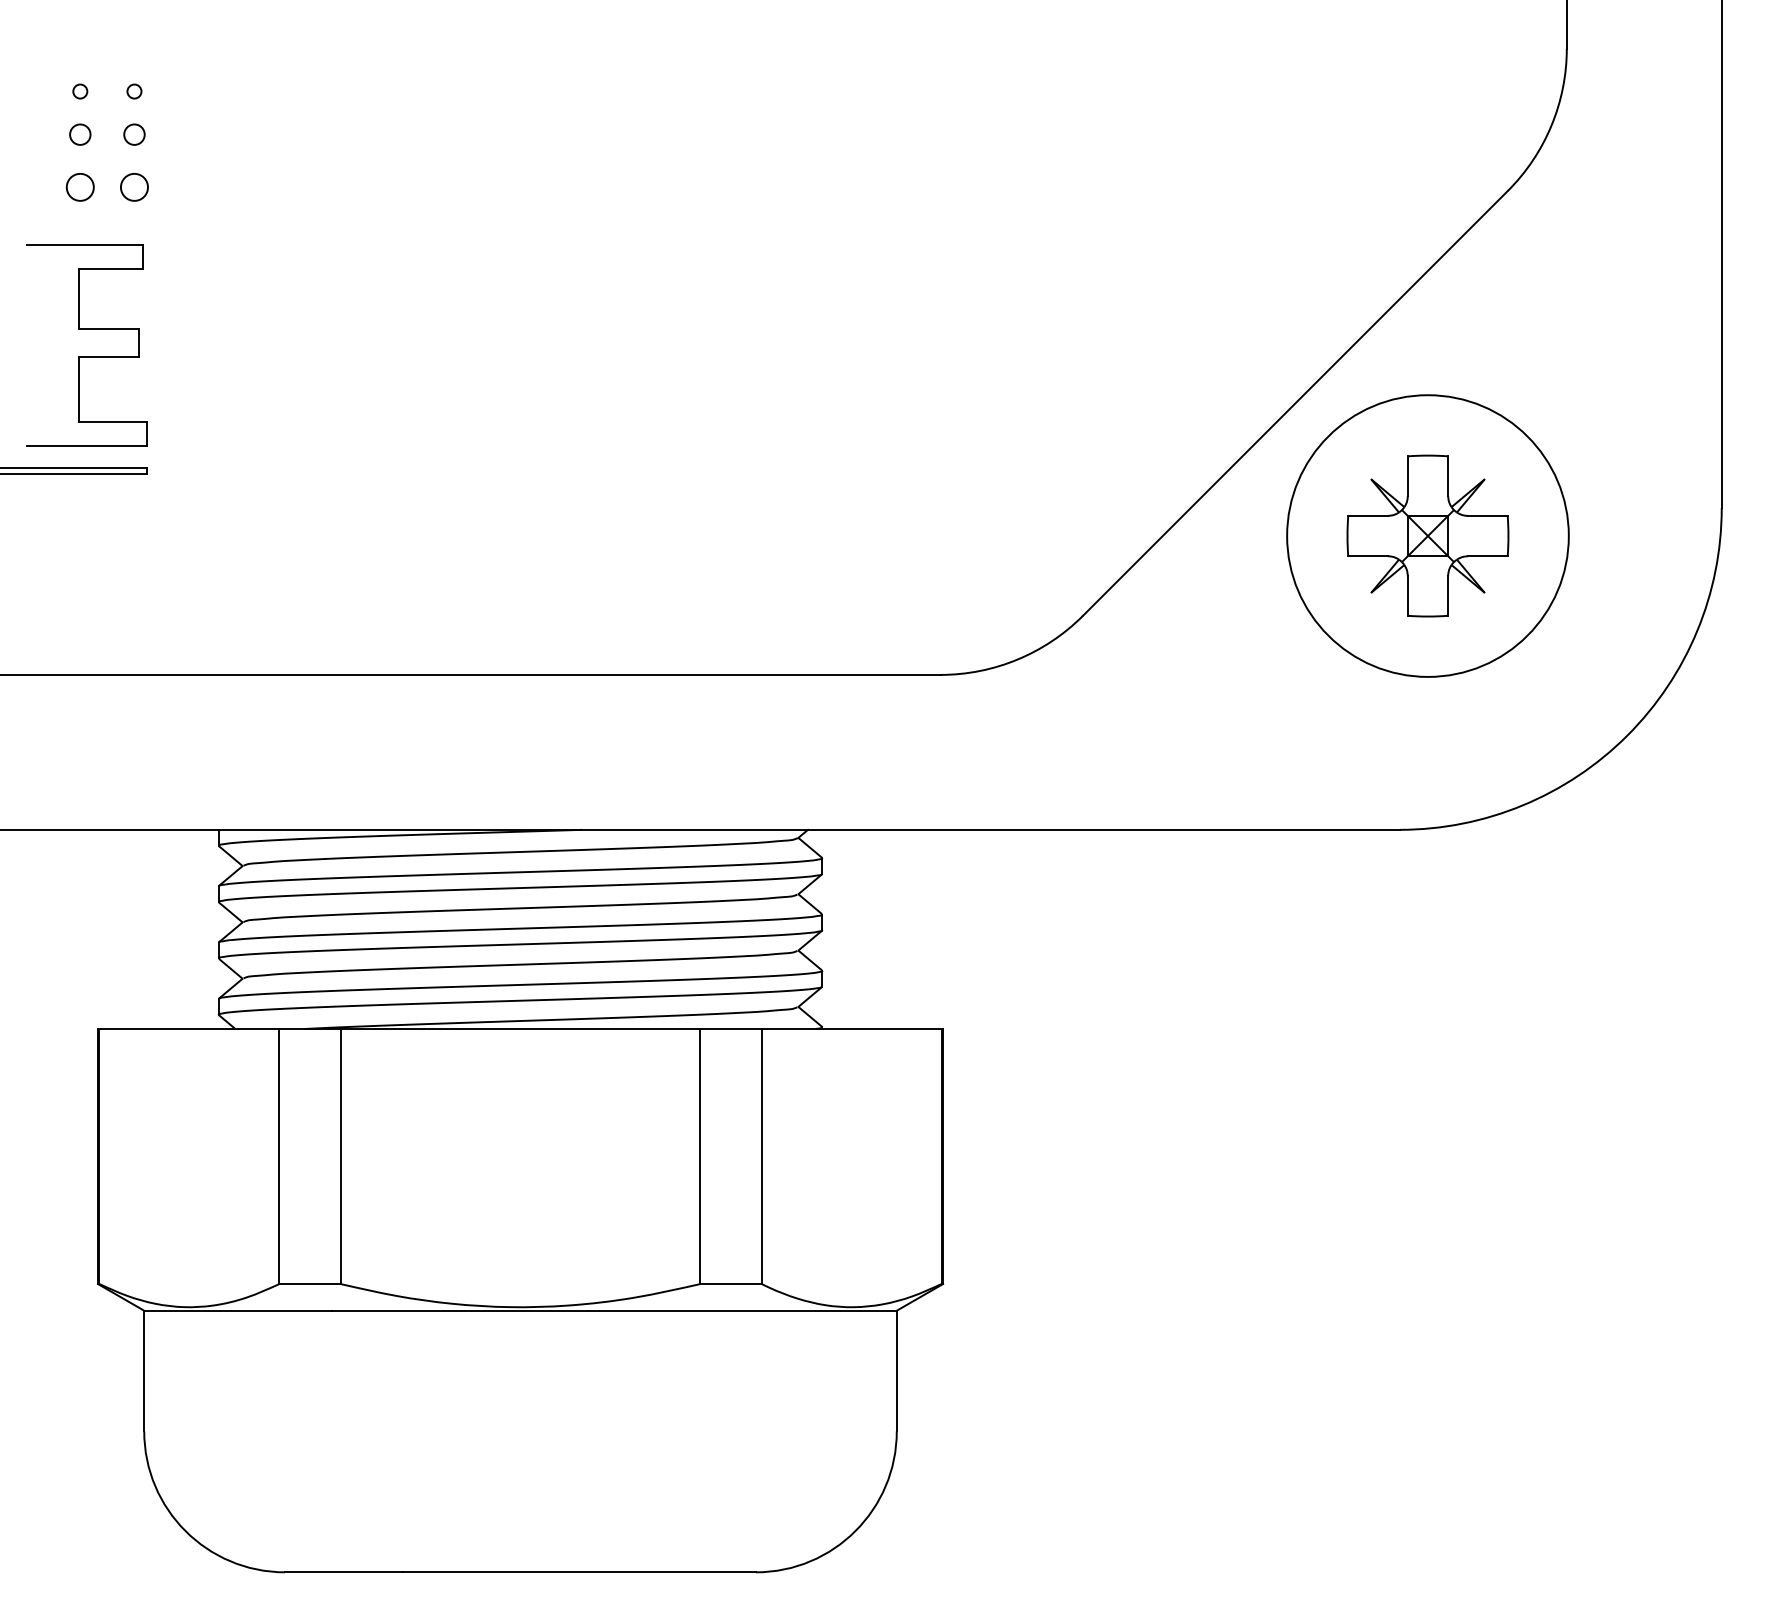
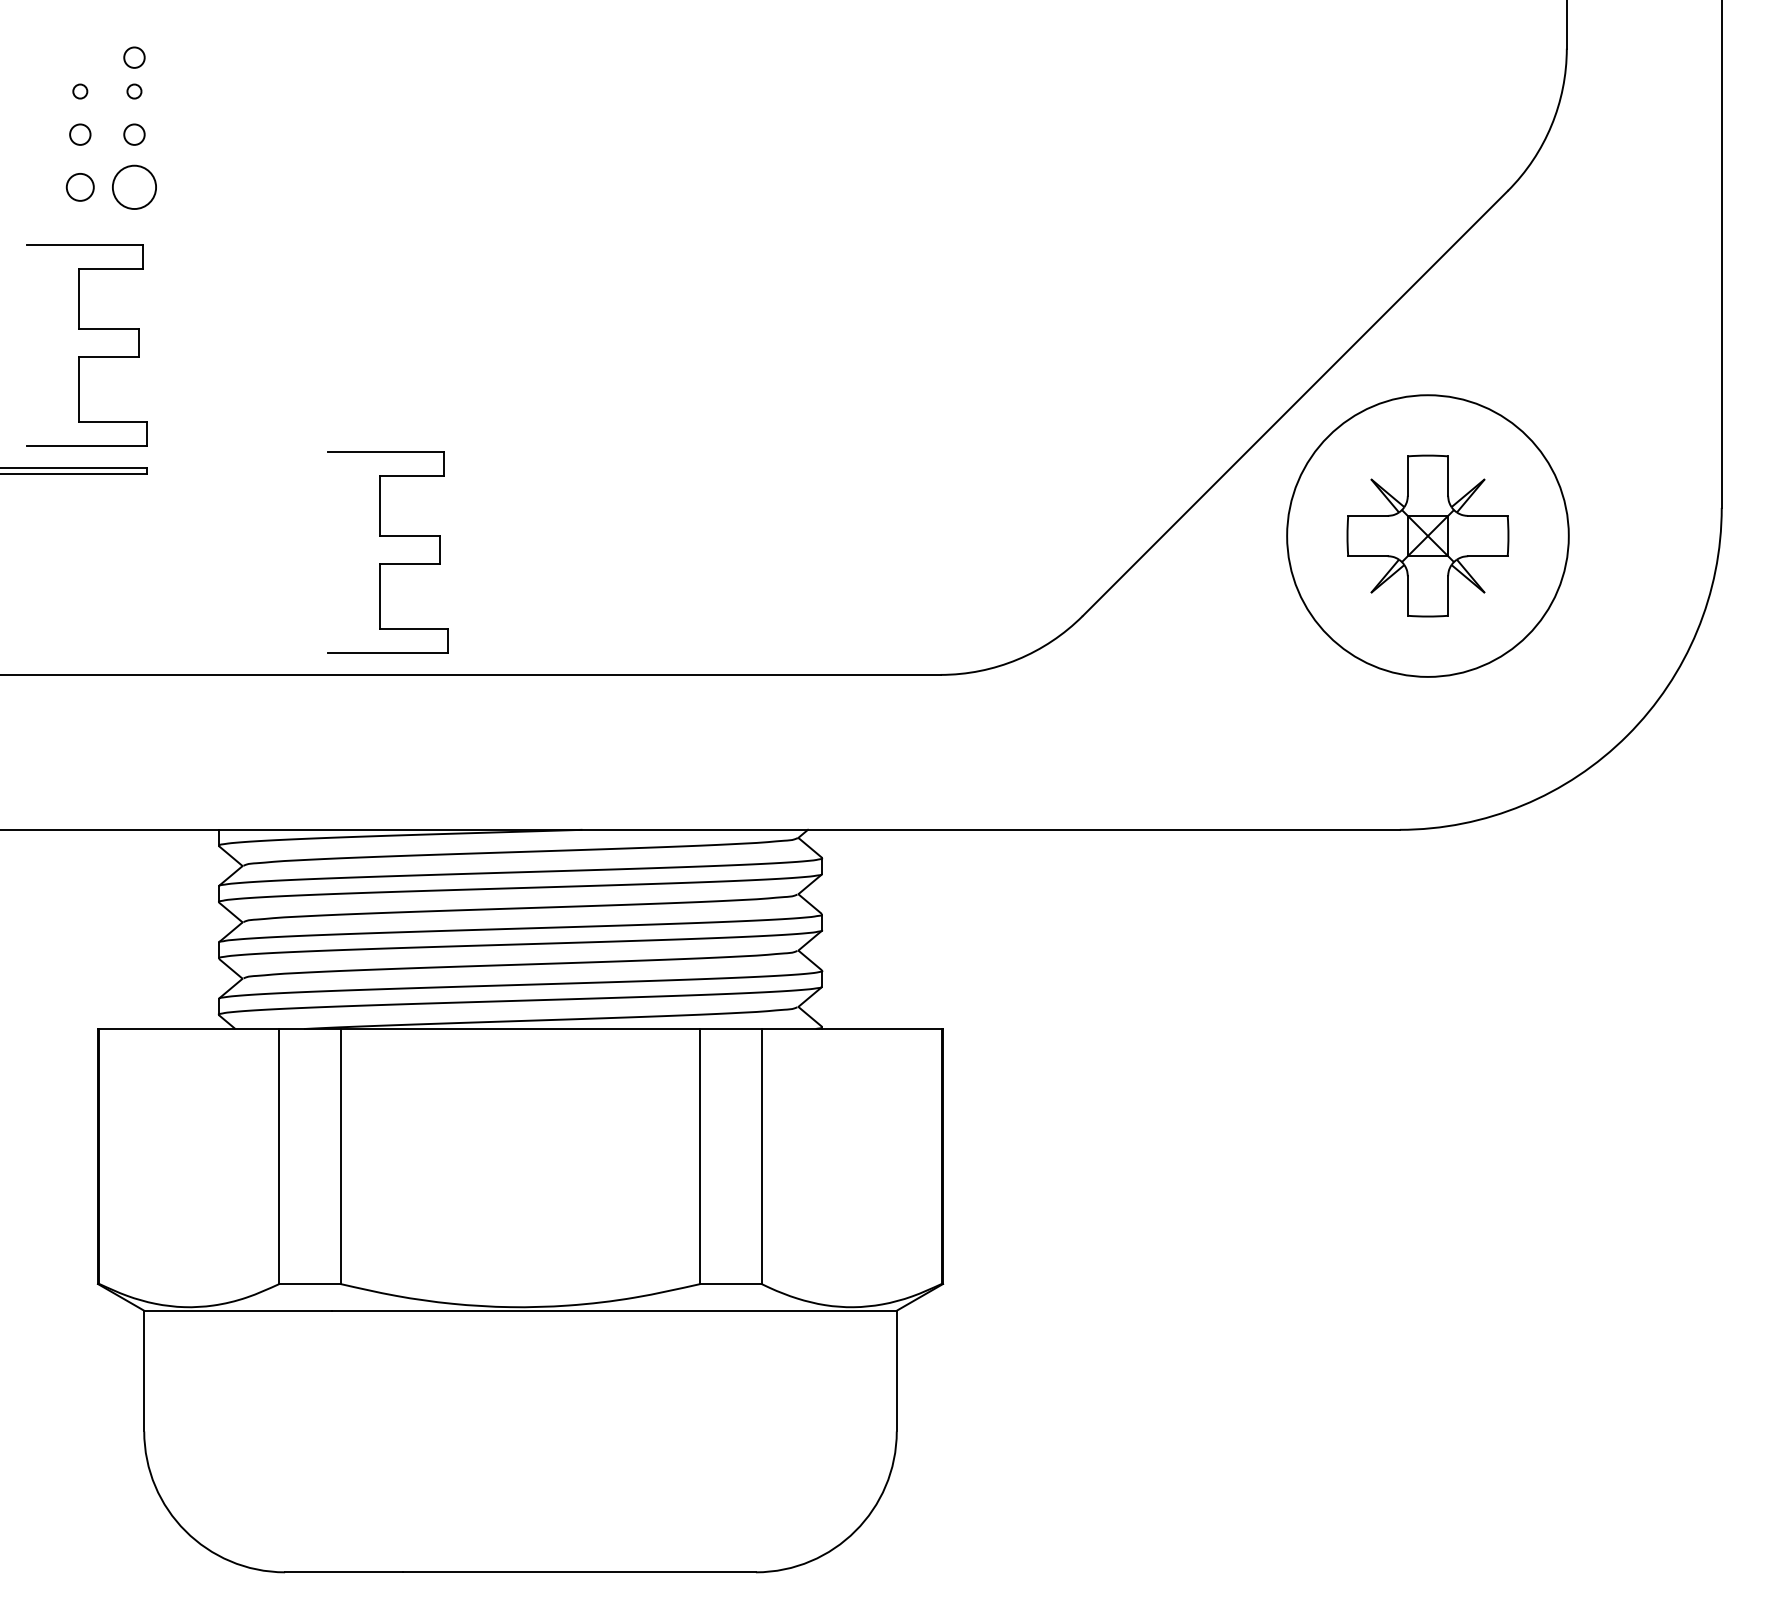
circle: none -> present (134, 57)
circle diameter: 27 px -> 43 px (134, 187)
part: none -> present (387, 563)
